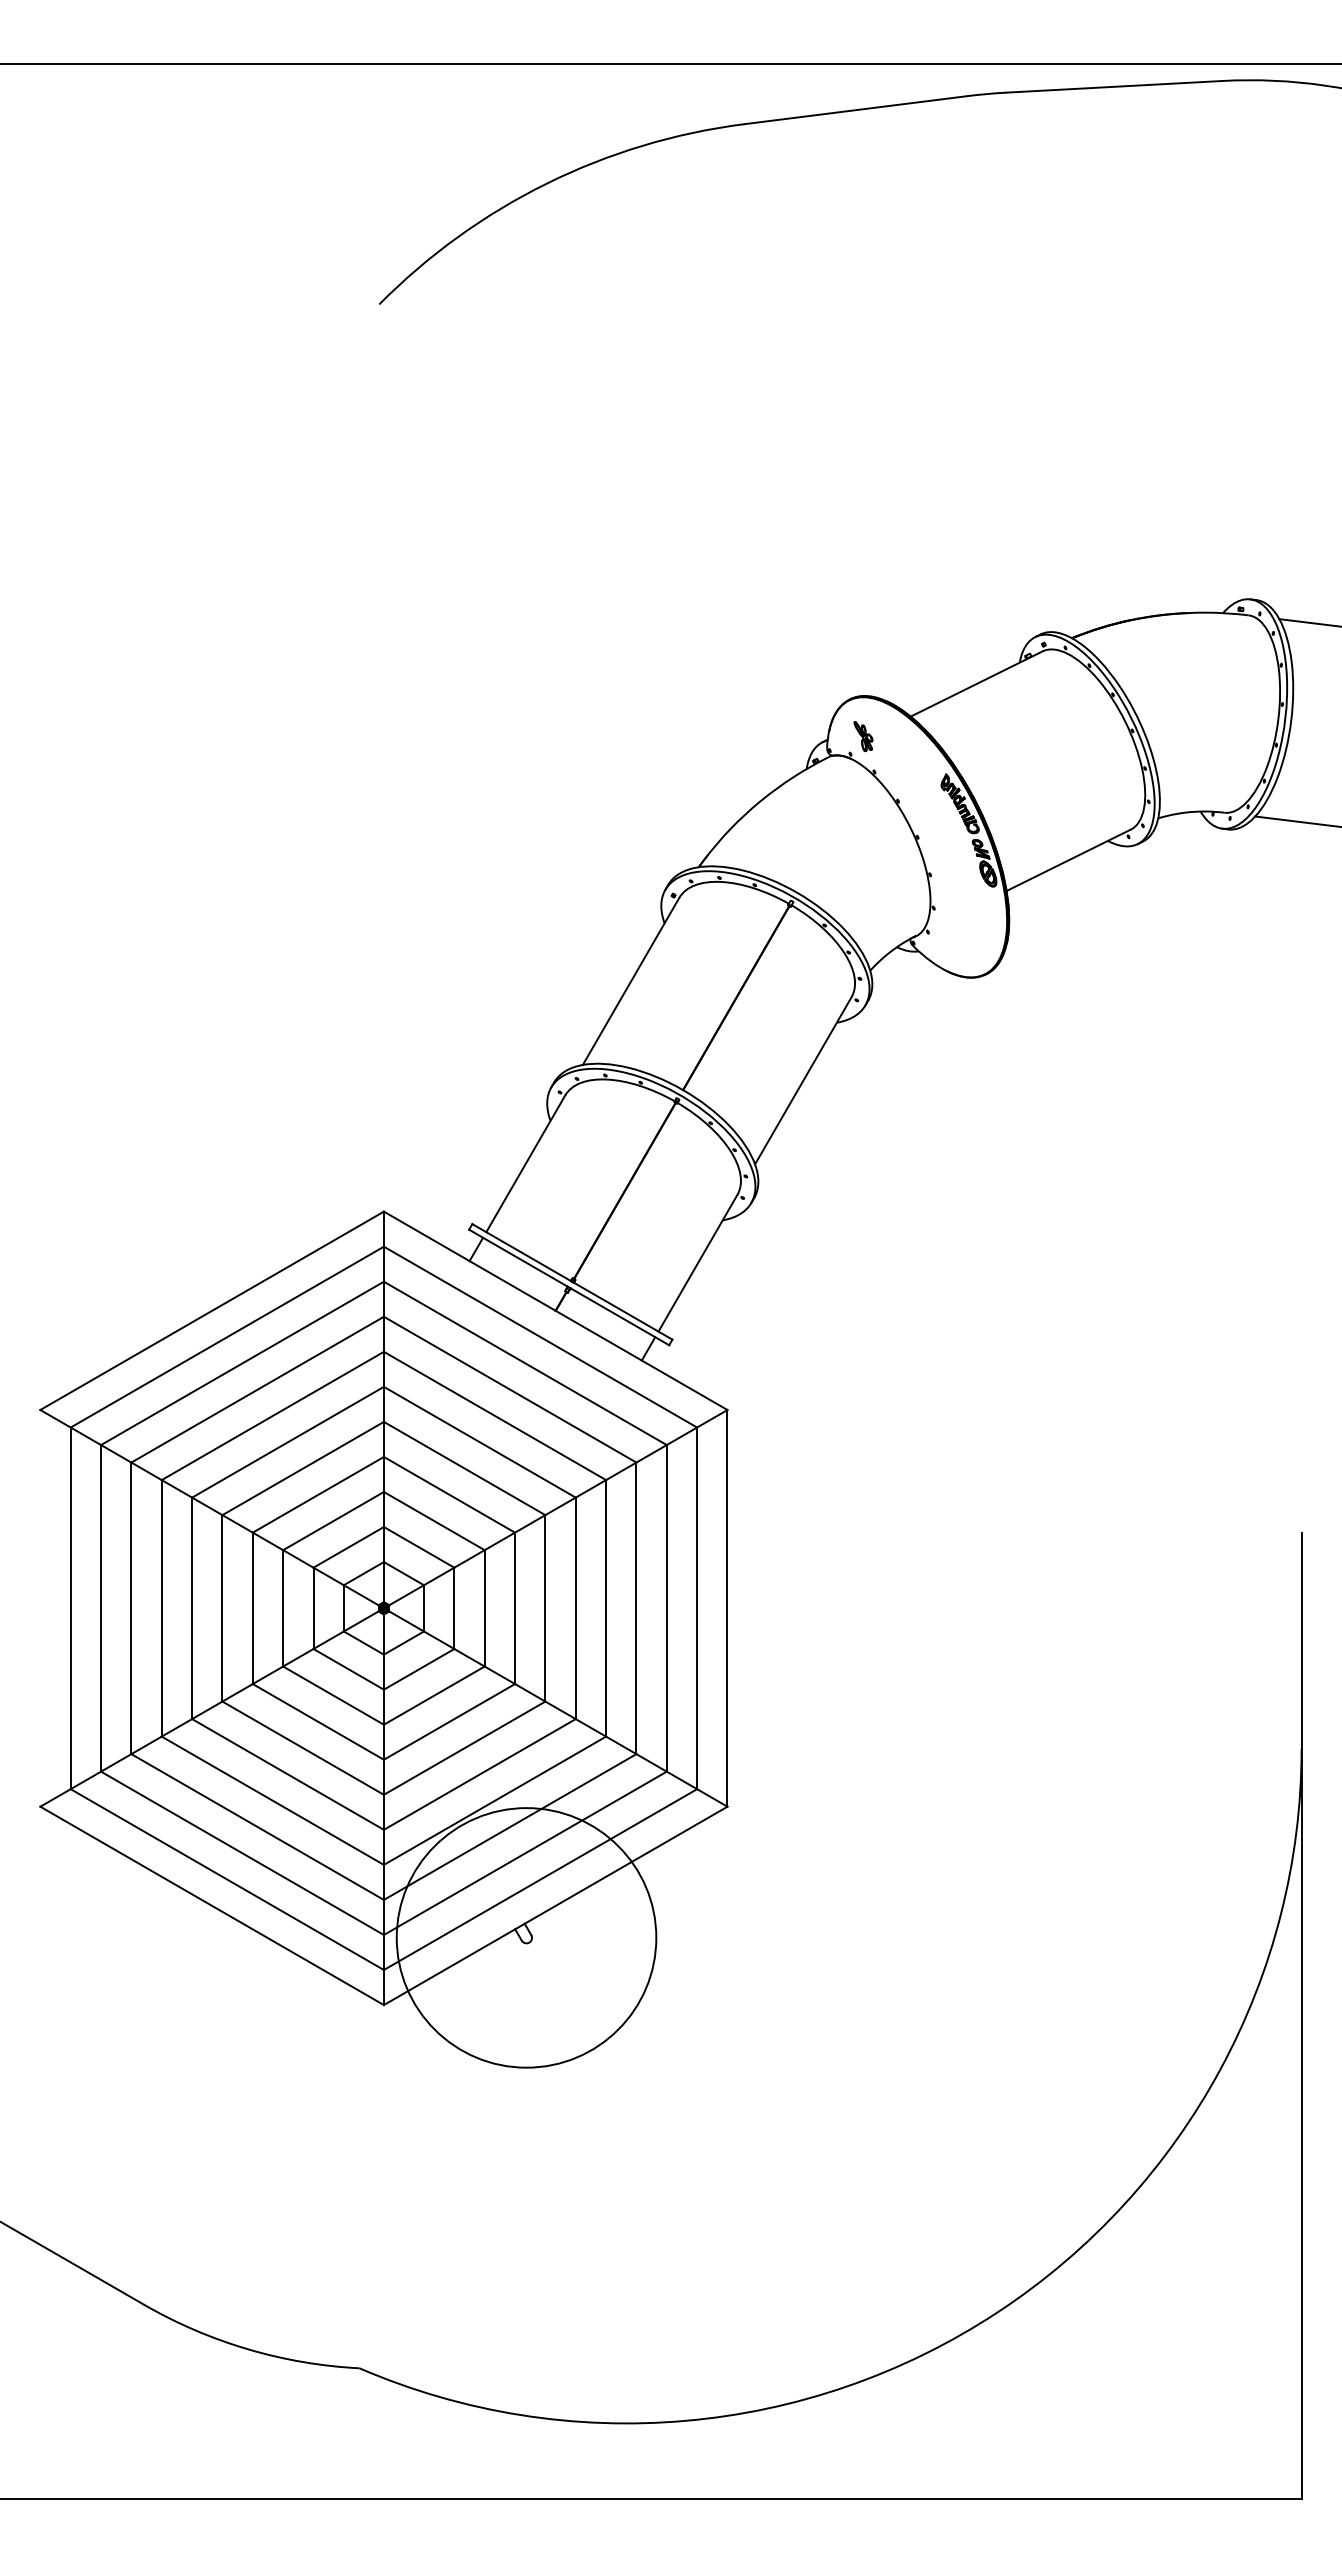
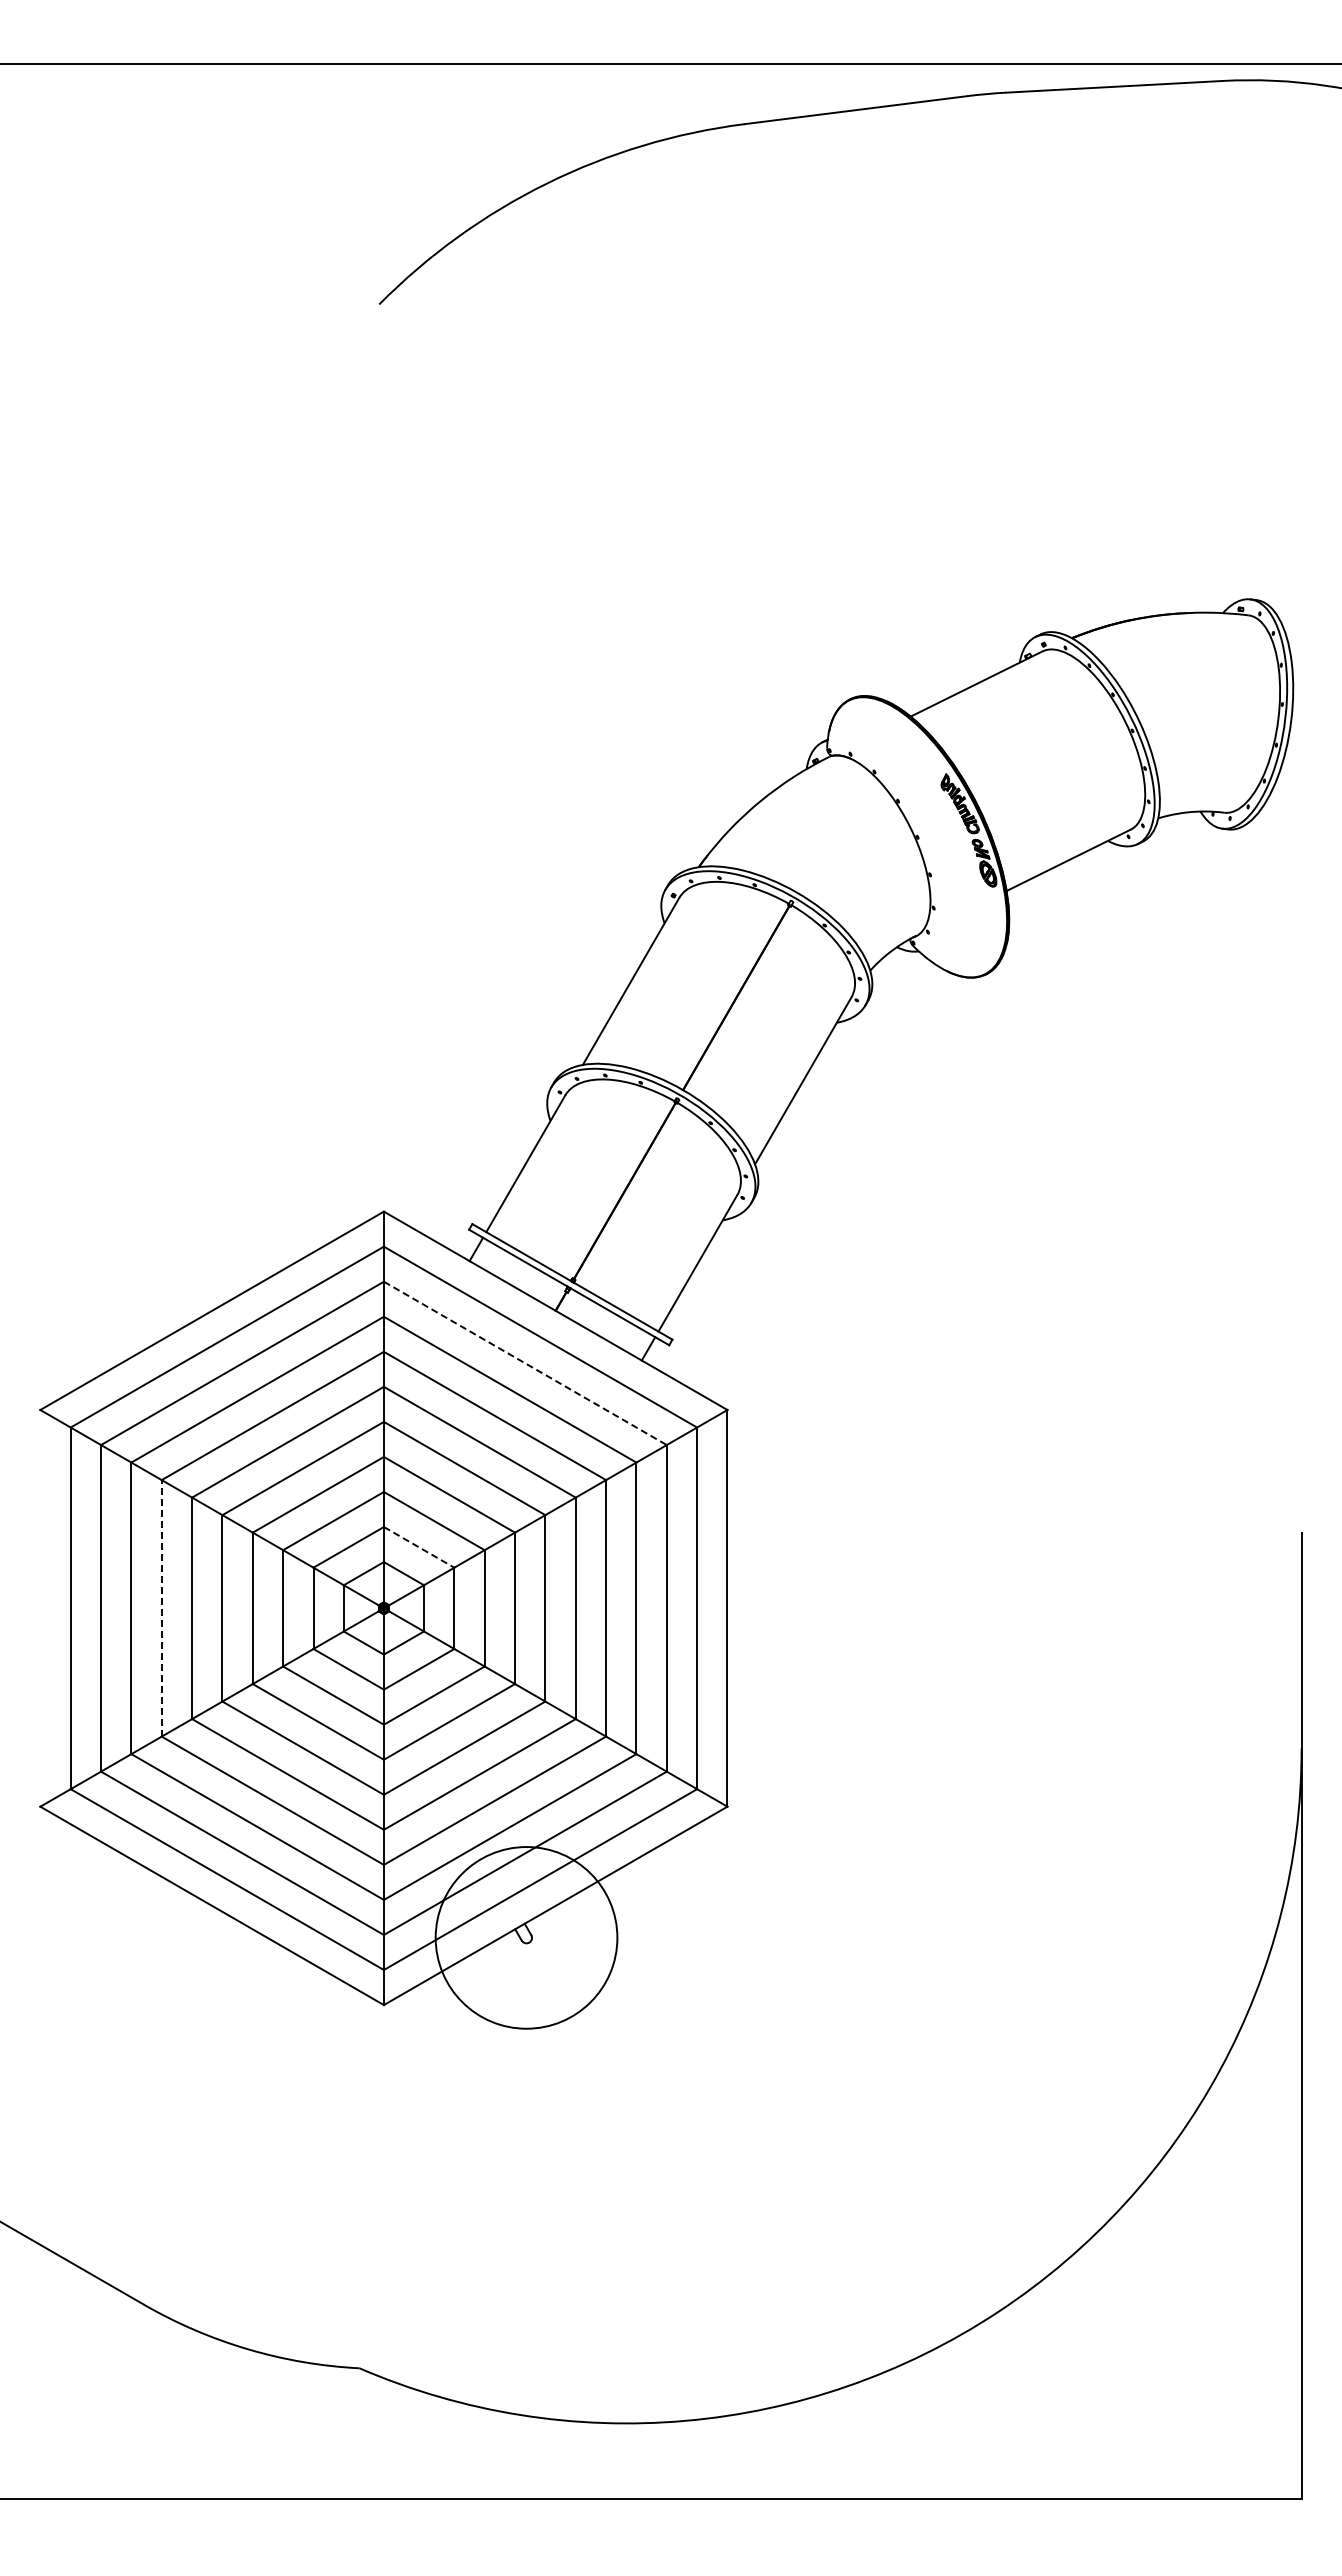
line: present -> none (1308, 622)
part: present -> none (863, 736)
line: present -> none (1296, 821)
line: solid -> dashed (525, 1363)
line: solid -> dashed (419, 1547)
line: solid -> dashed (161, 1607)
circle diameter: 260 px -> 182 px (526, 1937)
